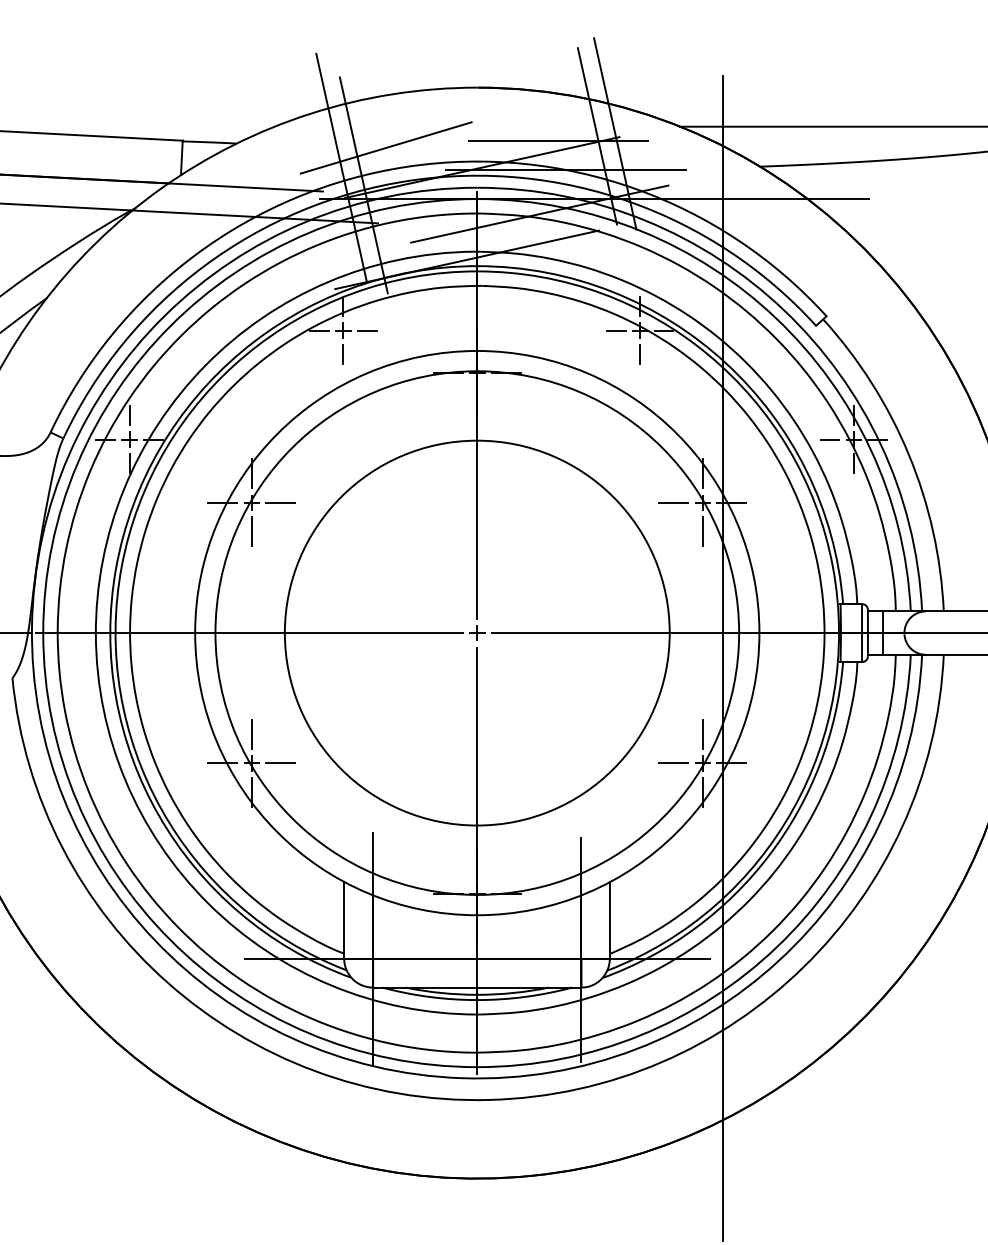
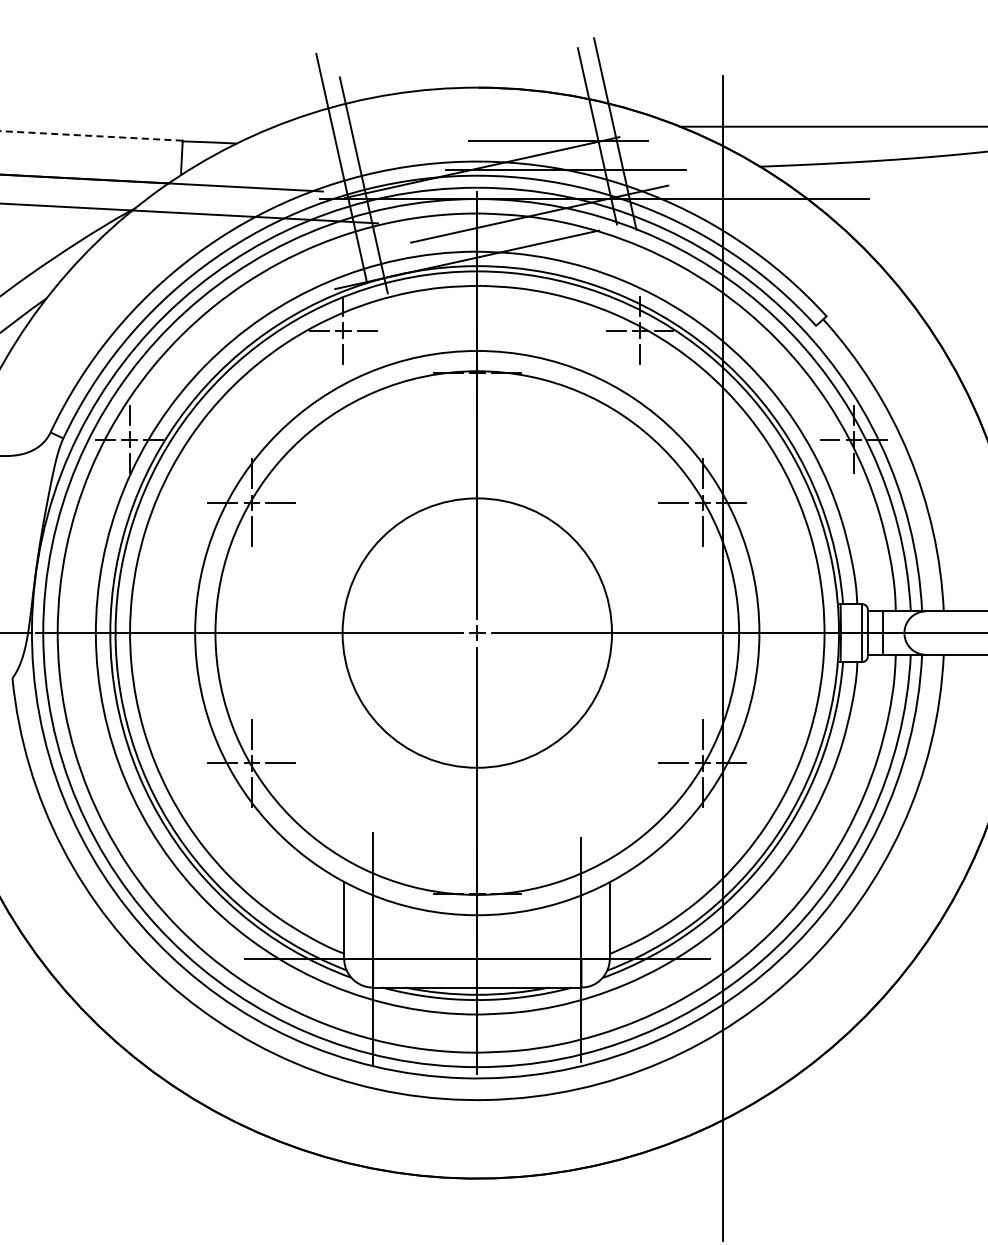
line: solid -> dashed (91, 135)
line: present -> none (385, 147)
circle diameter: 385 px -> 269 px (477, 632)
